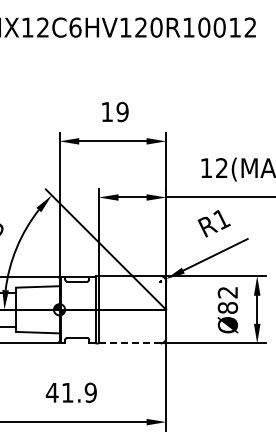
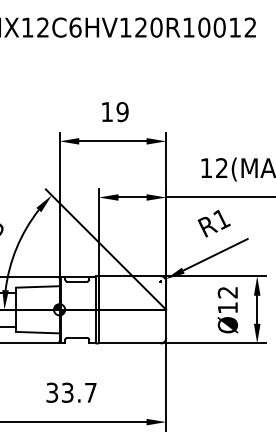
text: Ø82 -> Ø12 (227, 307)
line: dashed -> solid (129, 343)
text: 41.9 -> 33.7 (70, 392)
